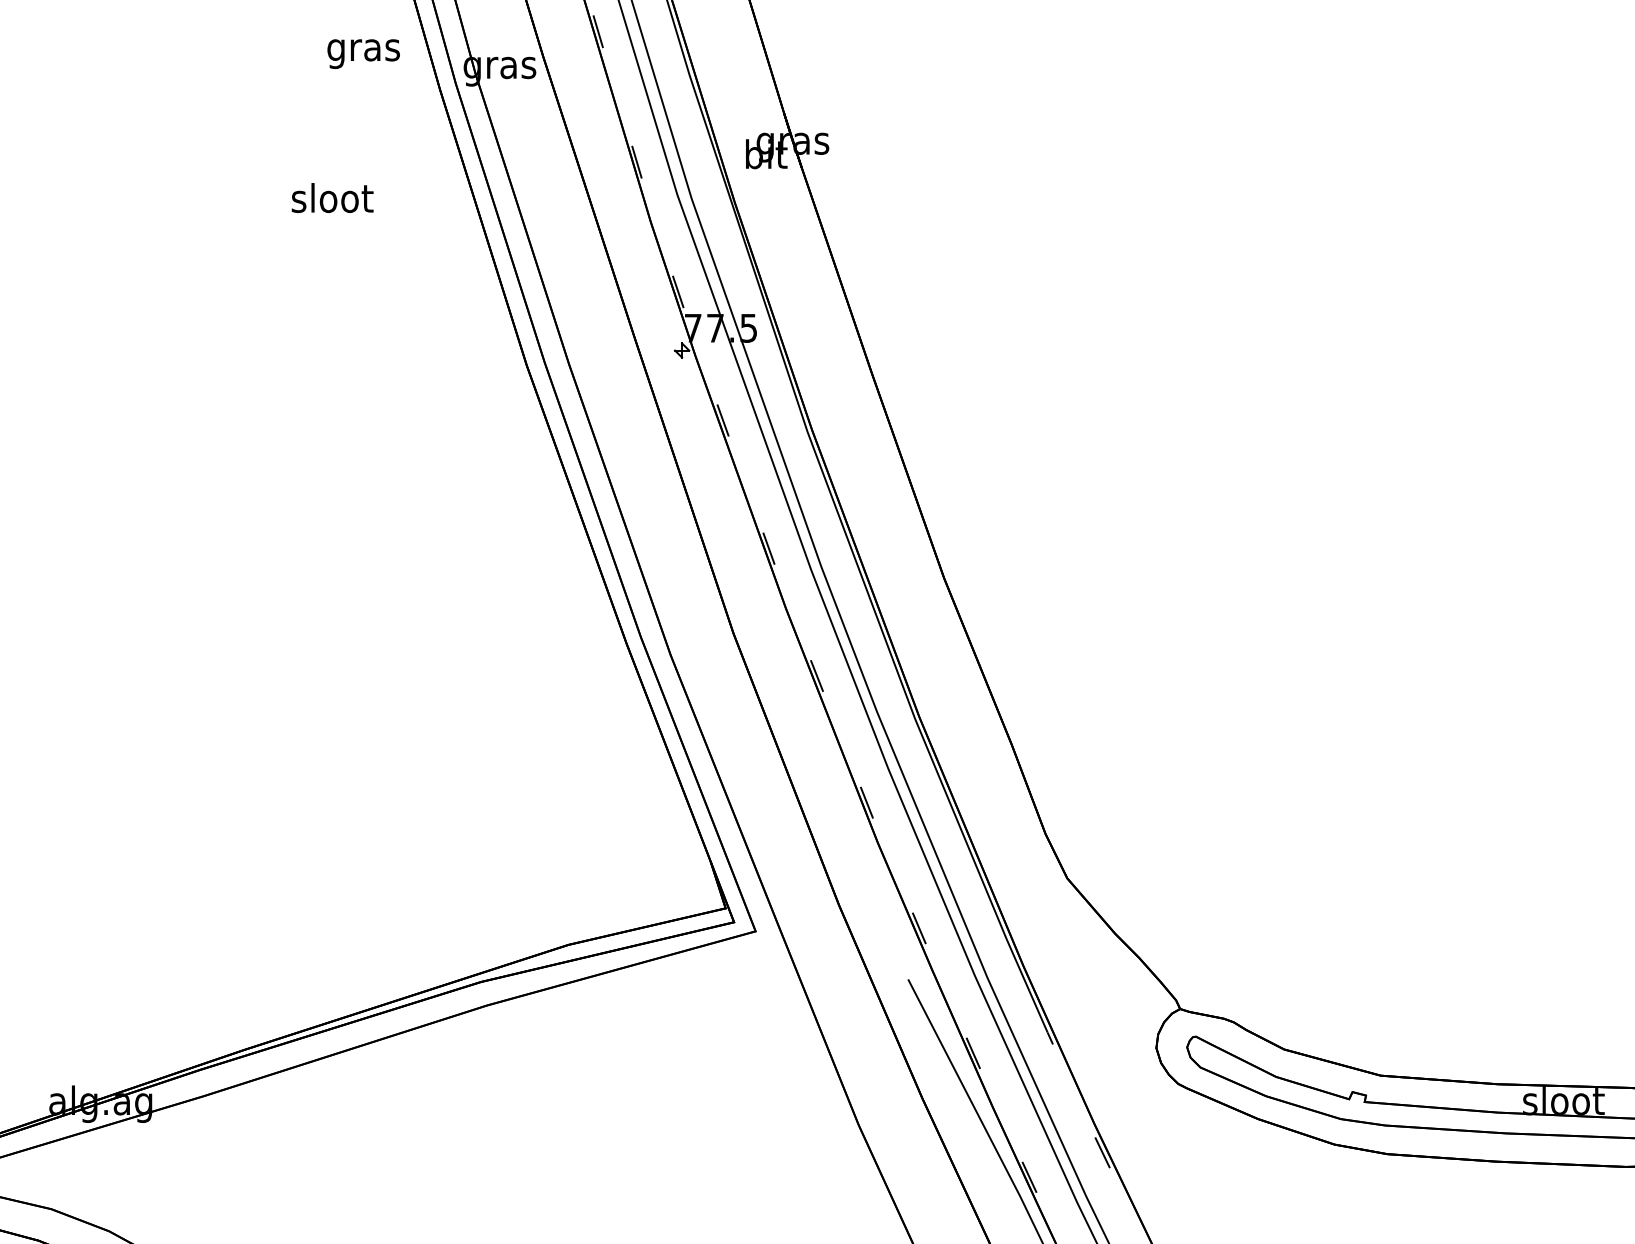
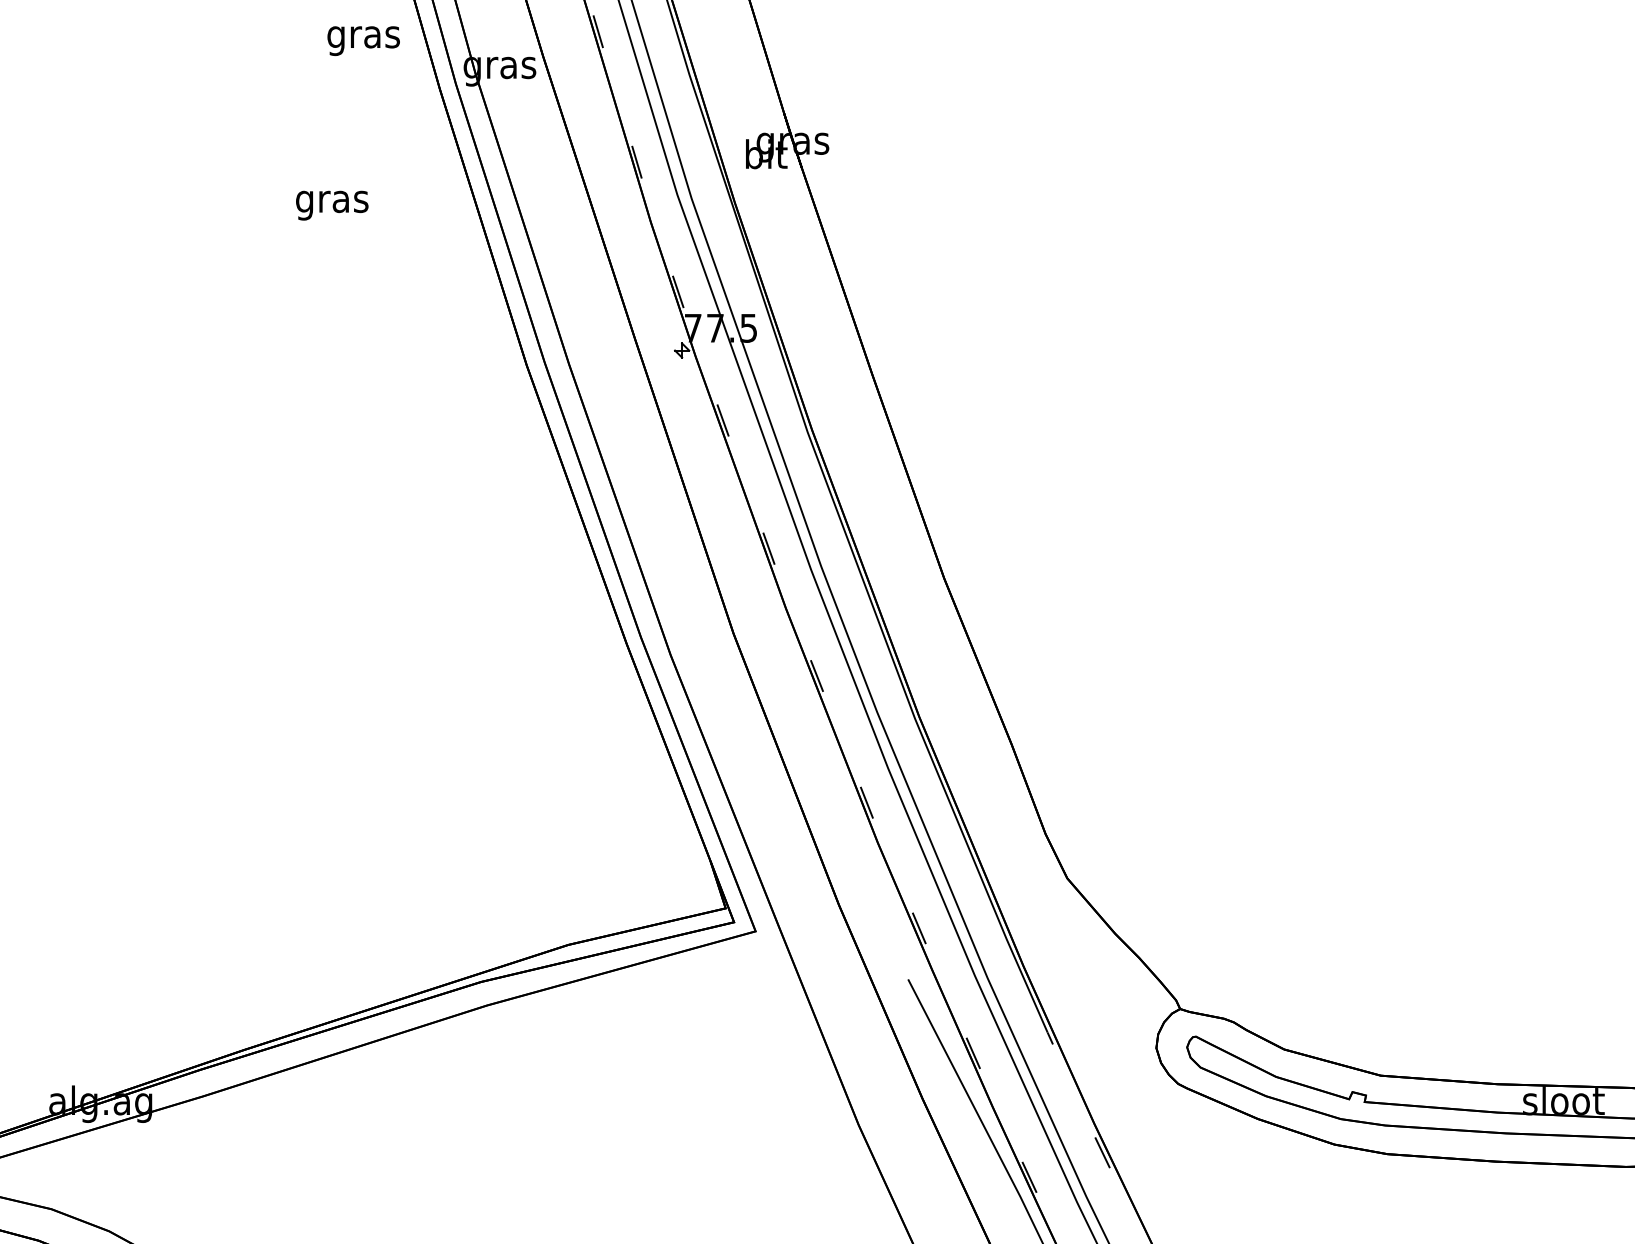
text position: (363, 53) -> (363, 40) (363, 40)
text: sloot -> gras (332, 201)
